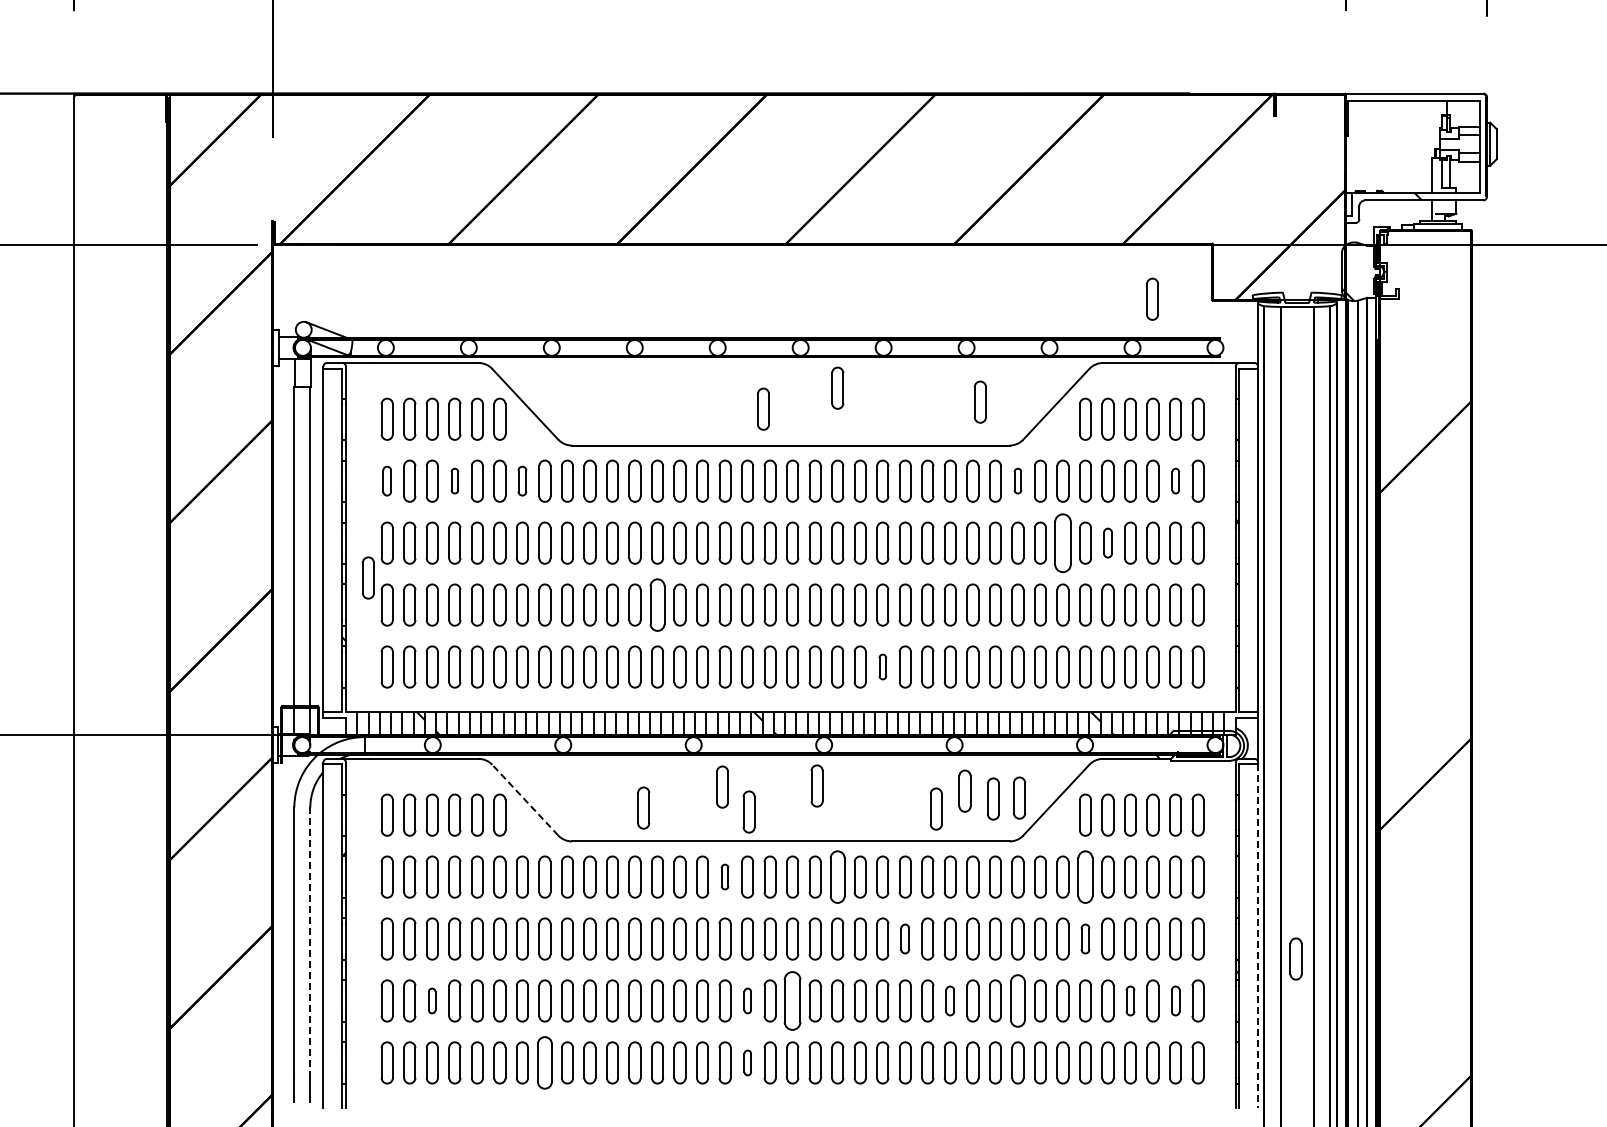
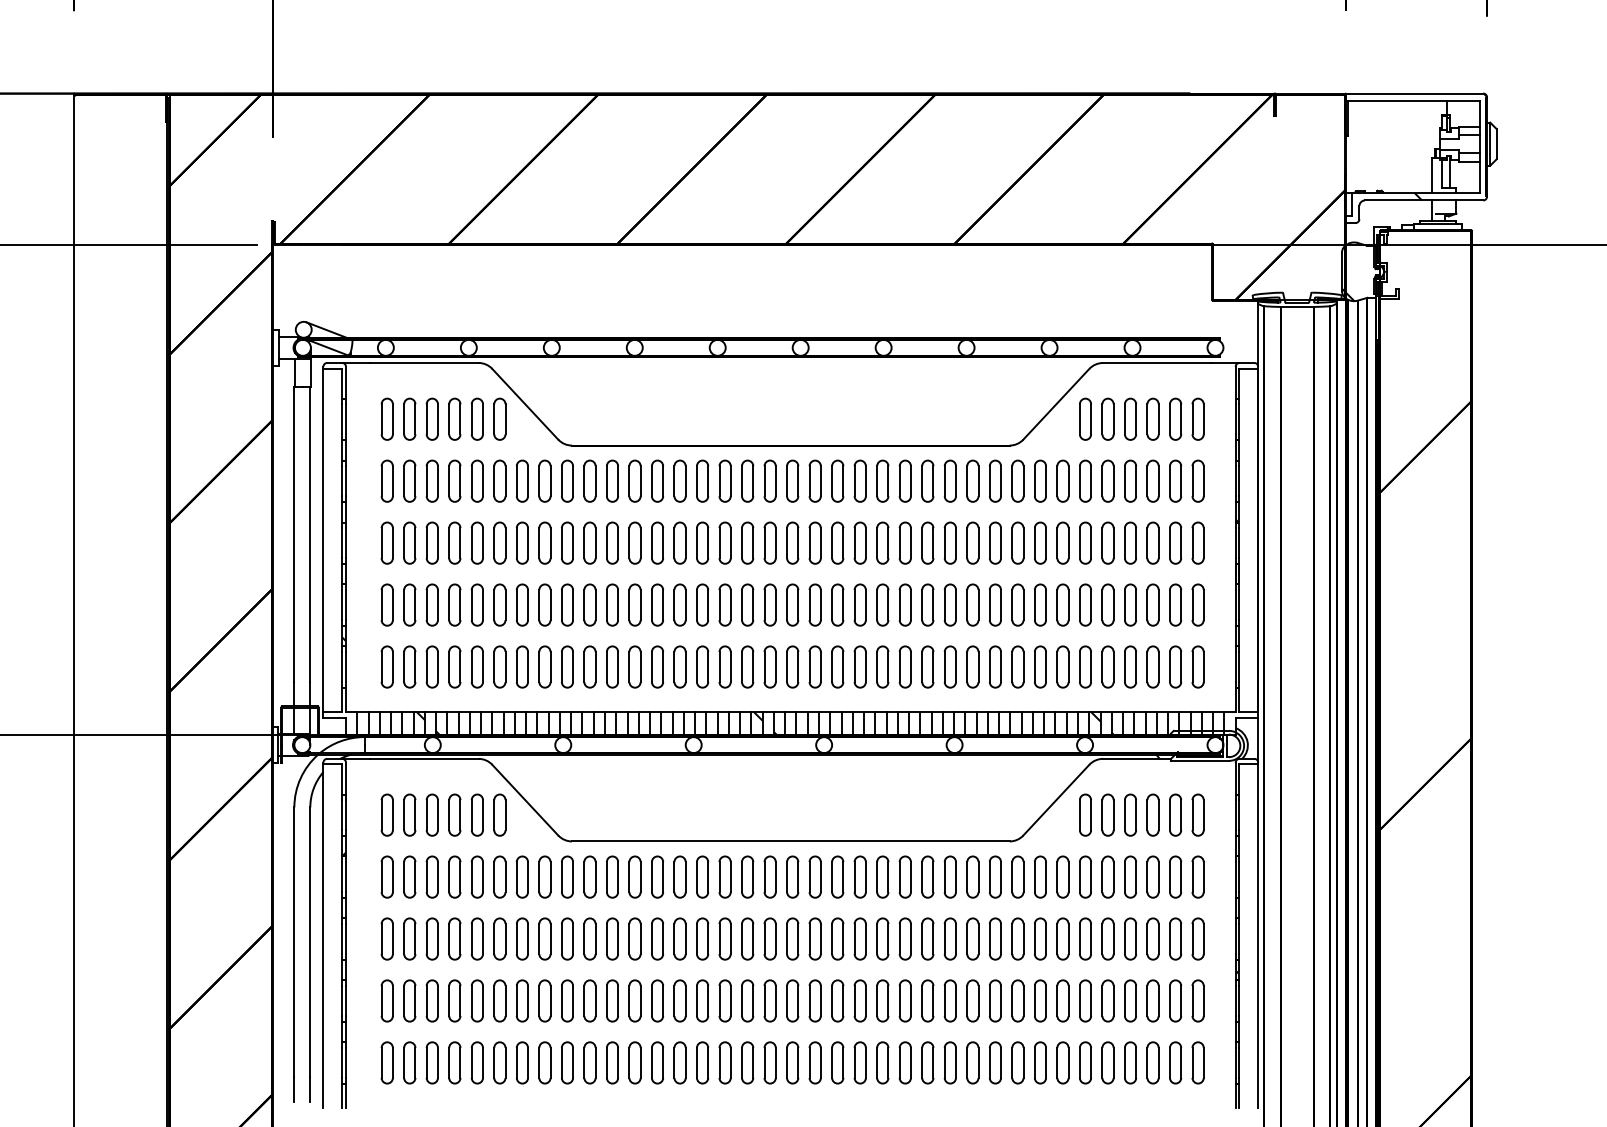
part: present -> none (1152, 298)
part: present -> none (837, 387)
part: present -> none (979, 401)
part: present -> none (763, 408)
part size: 10x32 px -> 14x44 px (386, 480)
part size: 10x28 px -> 14x44 px (454, 480)
part size: 11x32 px -> 13x44 px (522, 480)
part size: 10x28 px -> 14x44 px (1017, 480)
part size: 9x28 px -> 14x44 px (1175, 480)
part size: 18x60 px -> 14x44 px (1062, 542)
part size: 10x32 px -> 14x44 px (1107, 542)
part: present -> none (367, 577)
part size: 17x54 px -> 13x44 px (657, 604)
part size: 10x28 px -> 14x44 px (882, 666)
part: present -> none (816, 785)
part: present -> none (722, 786)
part: present -> none (964, 790)
part: present -> none (1019, 797)
part: present -> none (993, 798)
line: dashed -> solid (524, 799)
part: present -> none (643, 807)
part: present -> none (935, 808)
part: present -> none (748, 811)
part size: 10x28 px -> 14x44 px (724, 876)
part size: 17x54 px -> 14x44 px (837, 876)
part size: 17x54 px -> 13x44 px (1085, 876)
line: dashed -> solid (1258, 936)
part size: 10x32 px -> 14x44 px (904, 938)
part size: 11x32 px -> 13x44 px (1085, 938)
line: dashed -> solid (310, 942)
part: present -> none (1295, 958)
part size: 9x28 px -> 14x44 px (431, 1000)
part size: 9x28 px -> 14x44 px (747, 1000)
part size: 19x60 px -> 14x44 px (792, 1000)
part size: 10x32 px -> 14x44 px (949, 1000)
part size: 16x54 px -> 14x44 px (1017, 1000)
part size: 11x32 px -> 13x44 px (1130, 1000)
part size: 10x32 px -> 14x44 px (1175, 1000)
part size: 16x54 px -> 14x44 px (544, 1062)
part size: 9x28 px -> 14x44 px (747, 1062)
